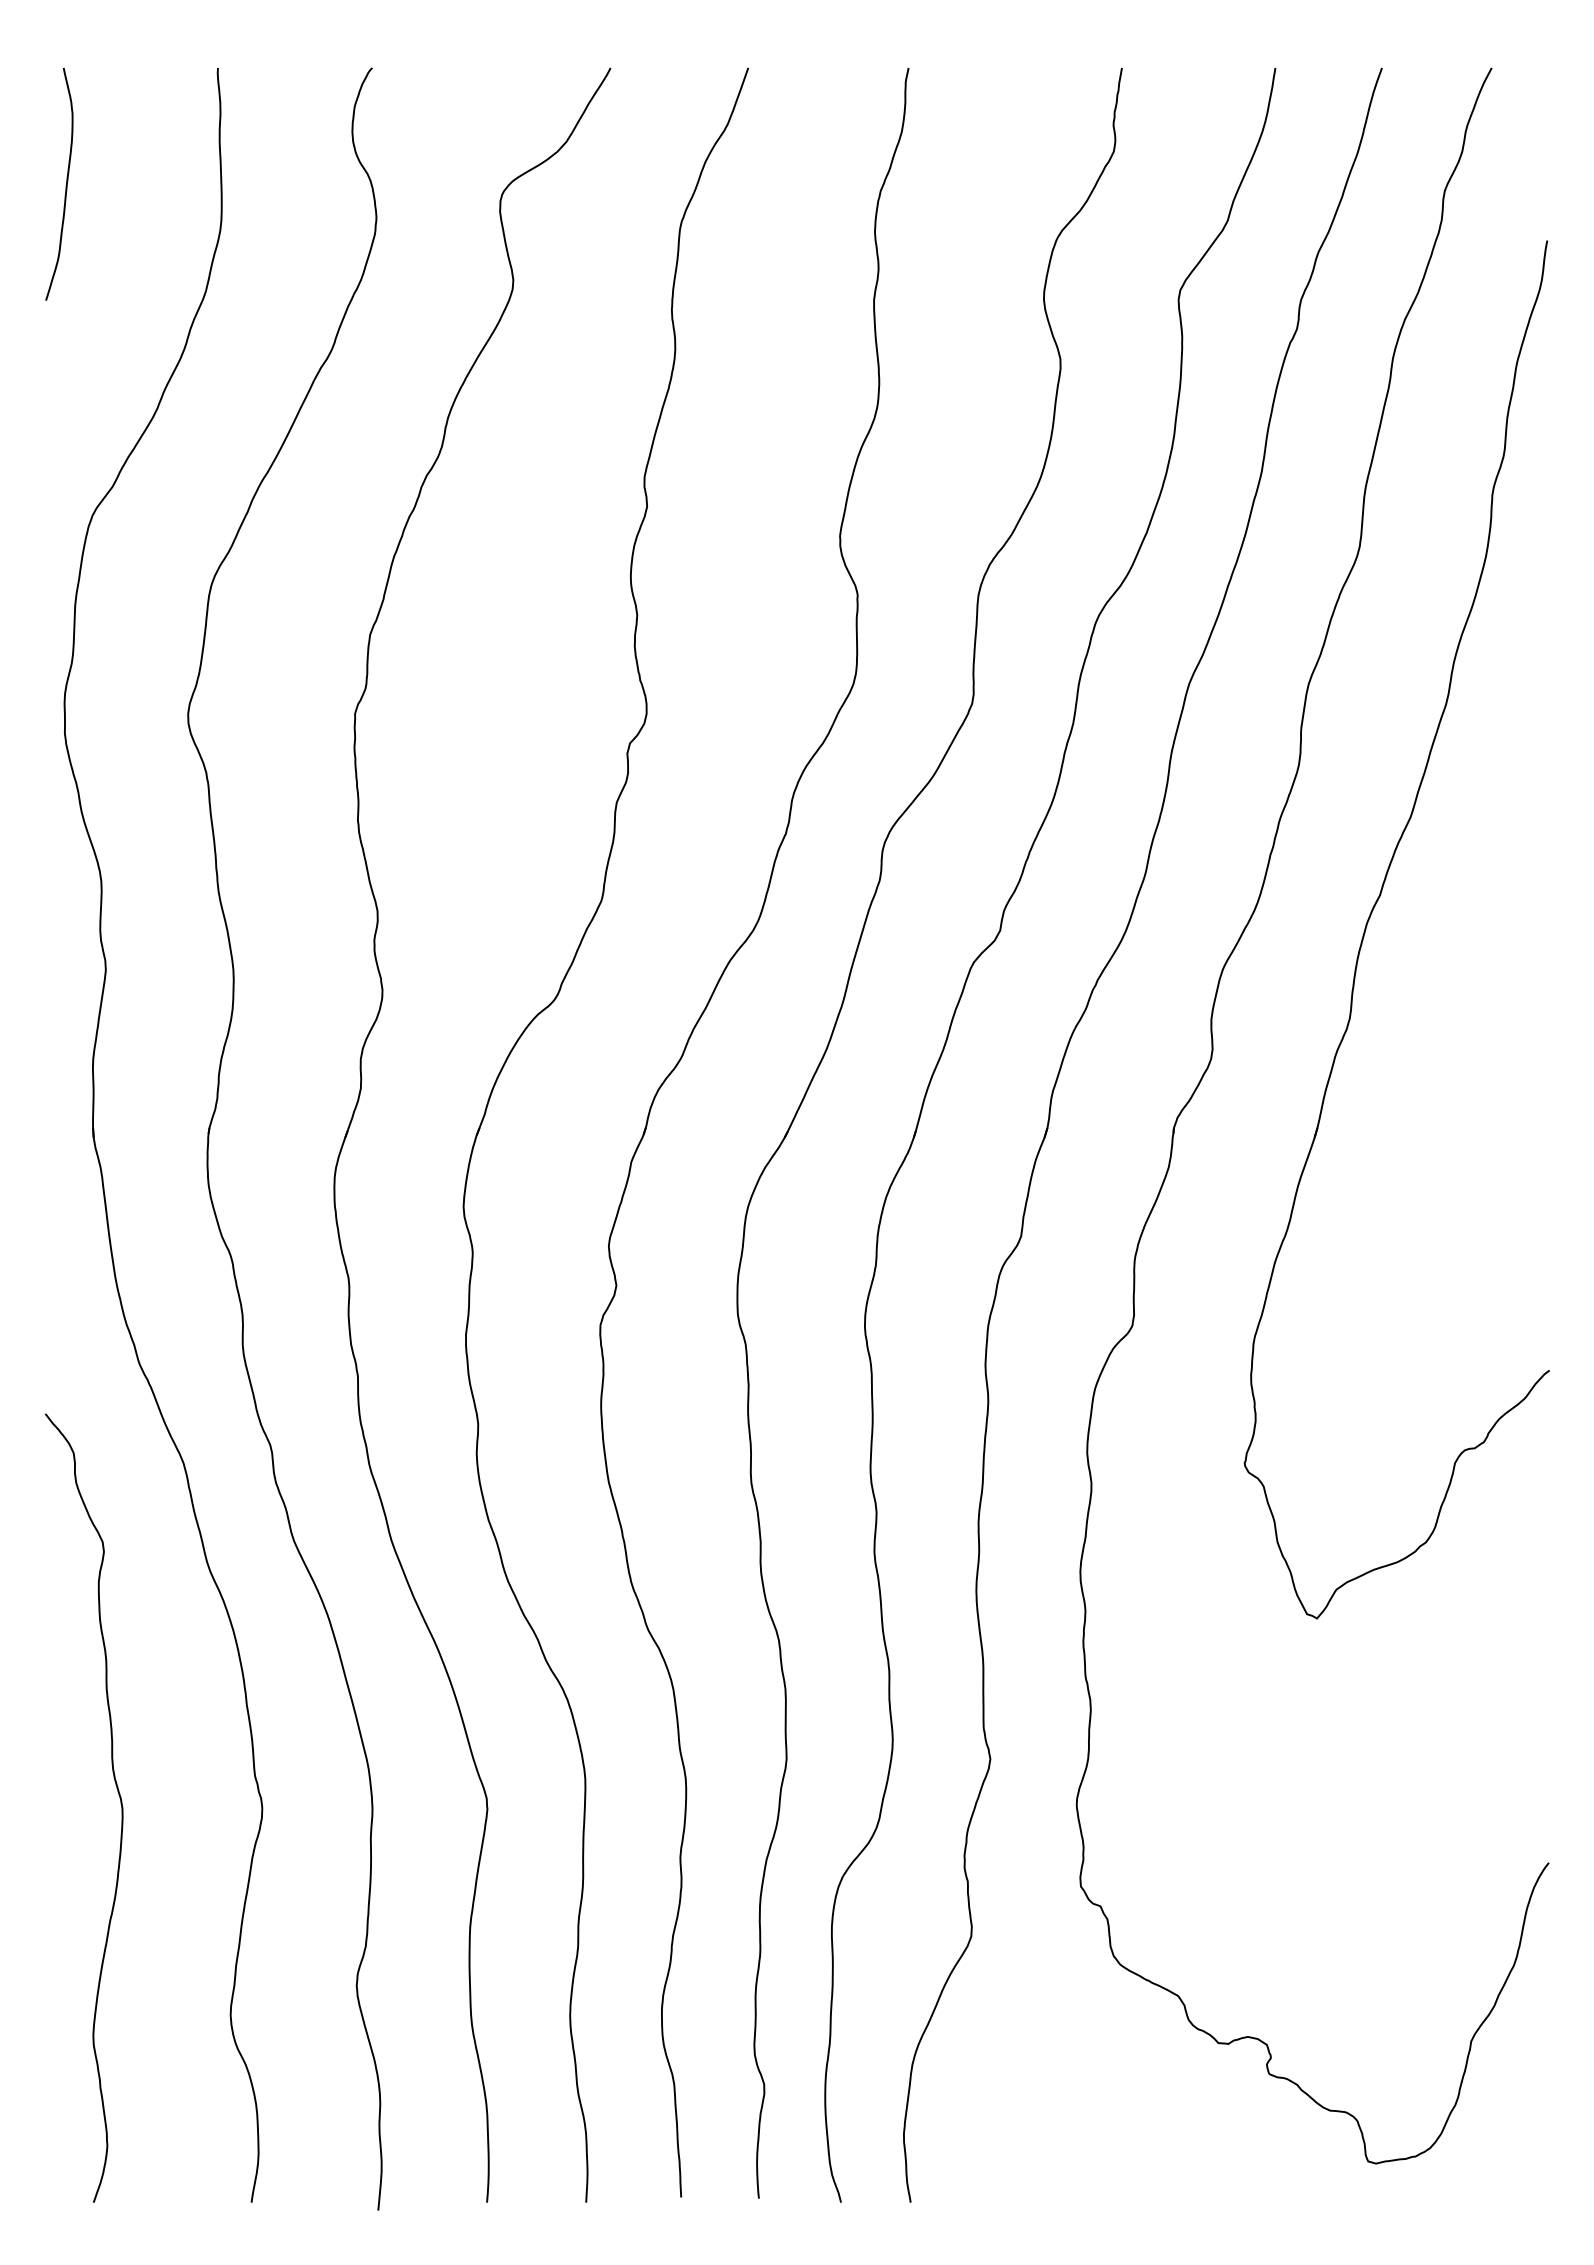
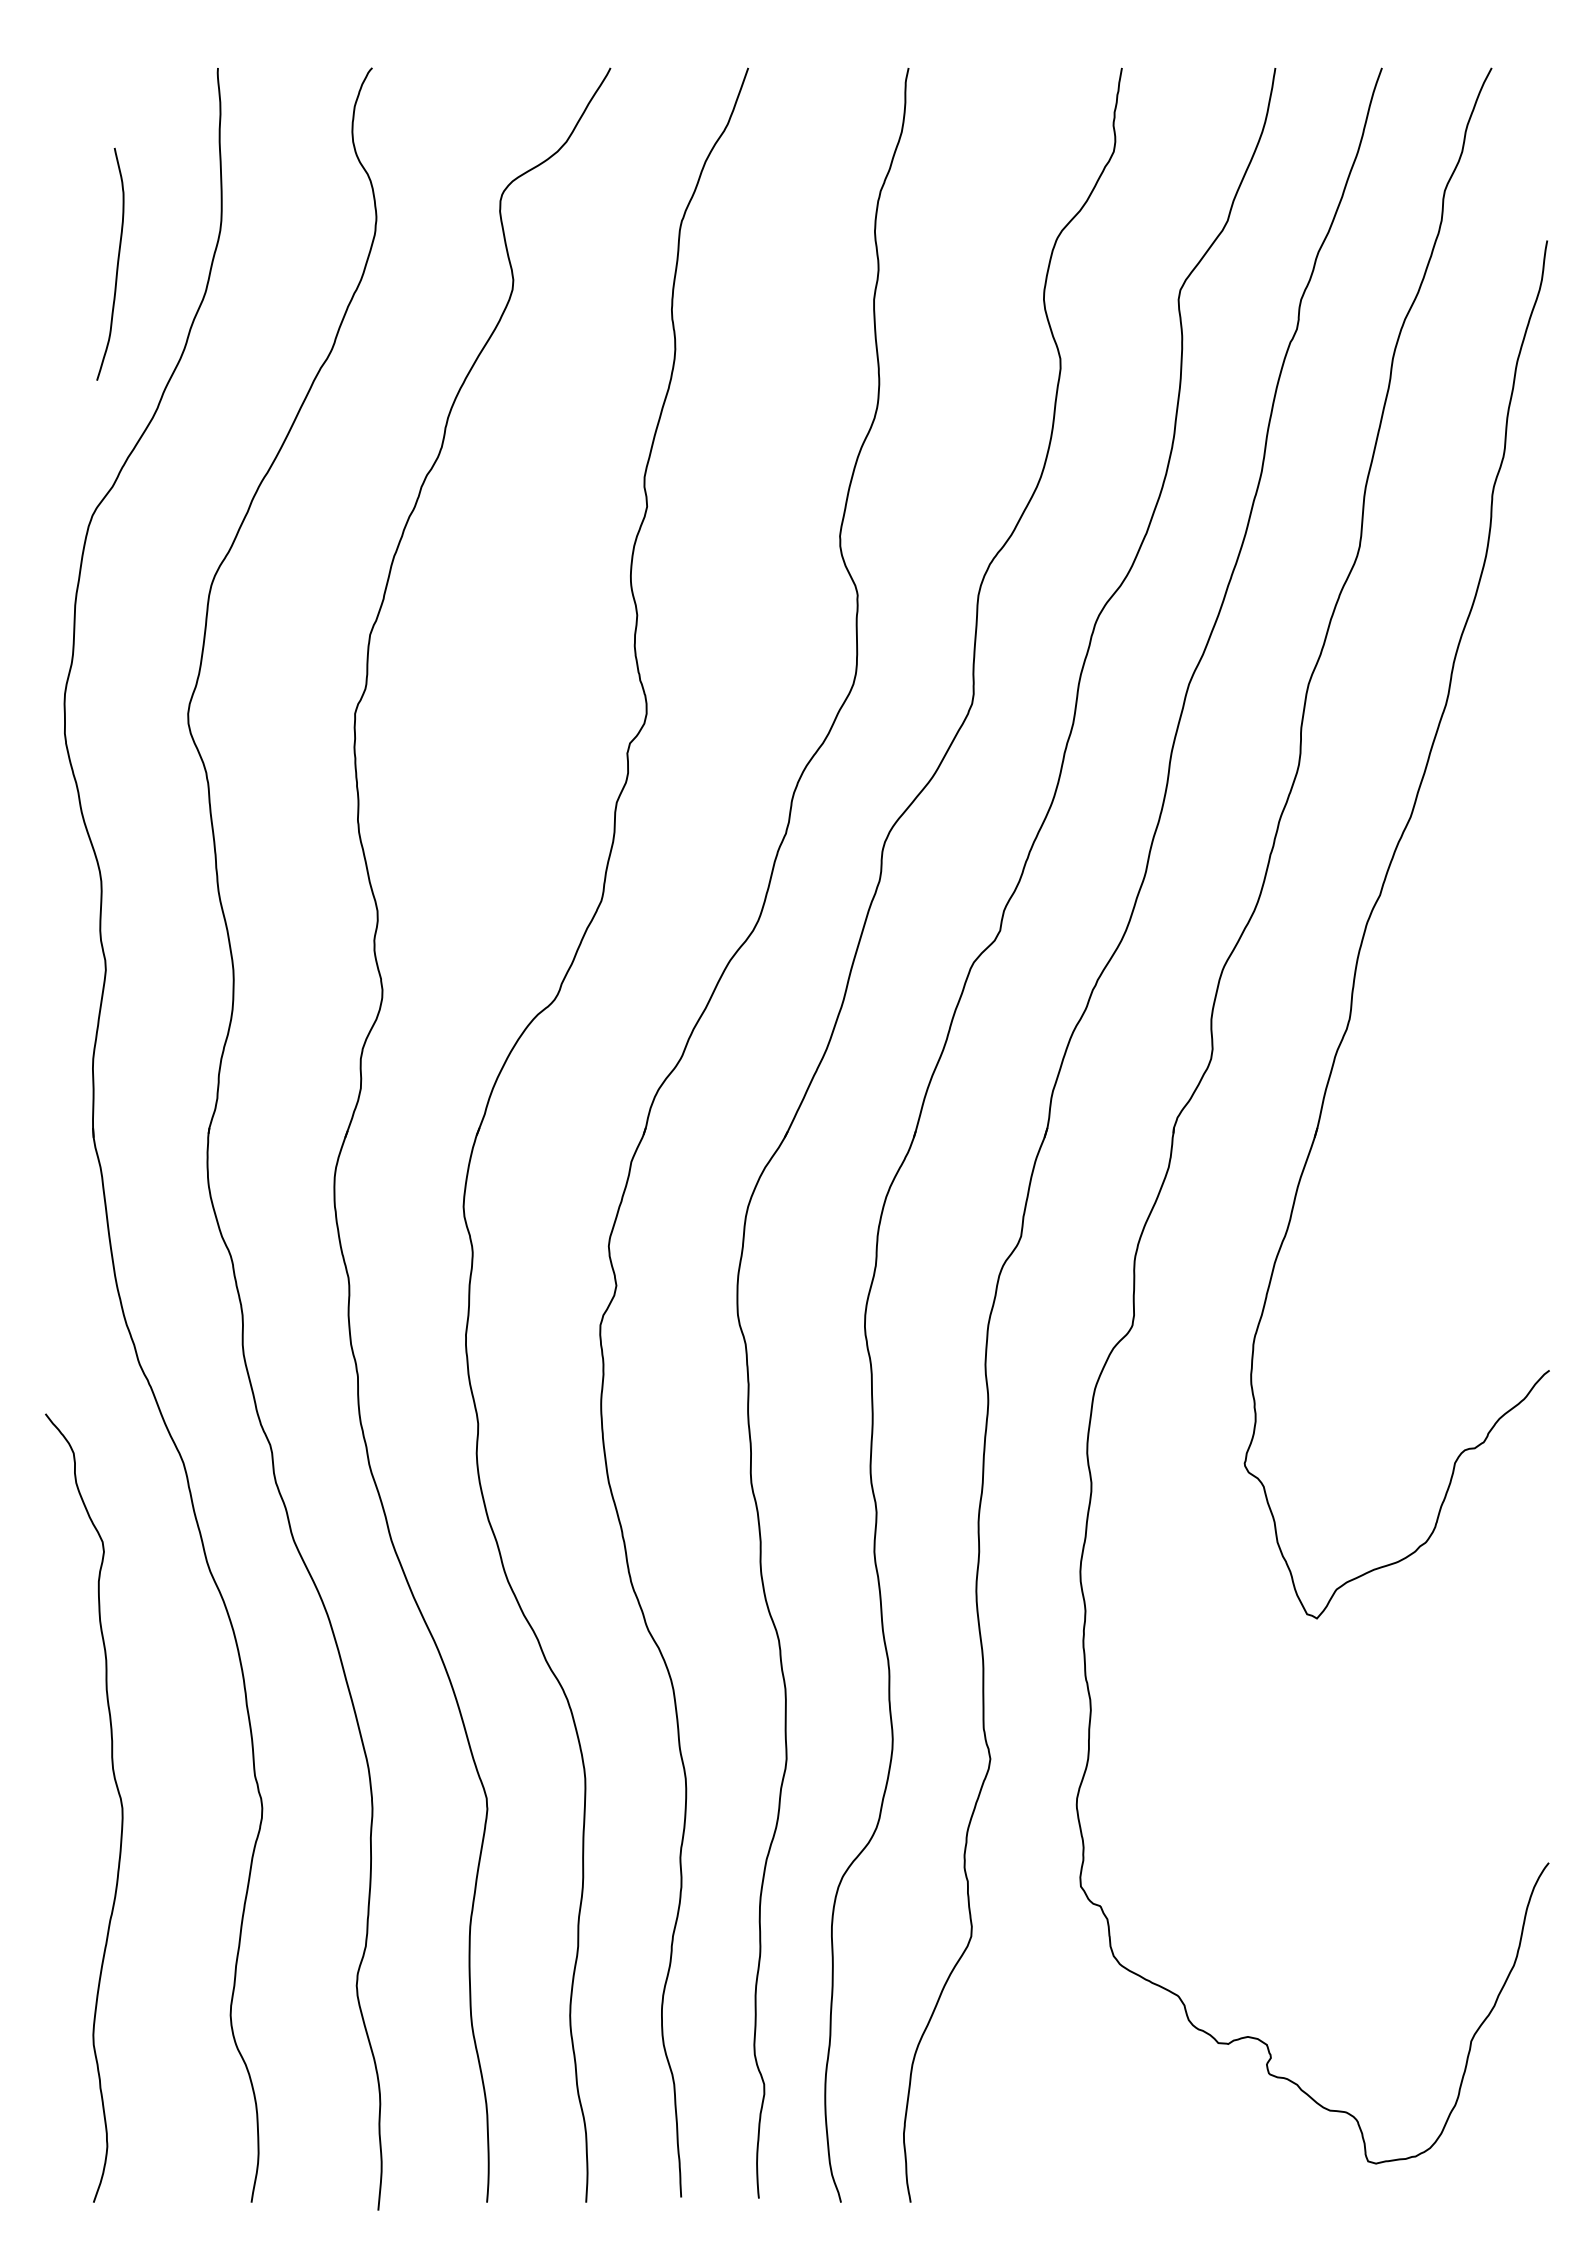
curve position: (65, 185) -> (116, 265) (116, 265)
